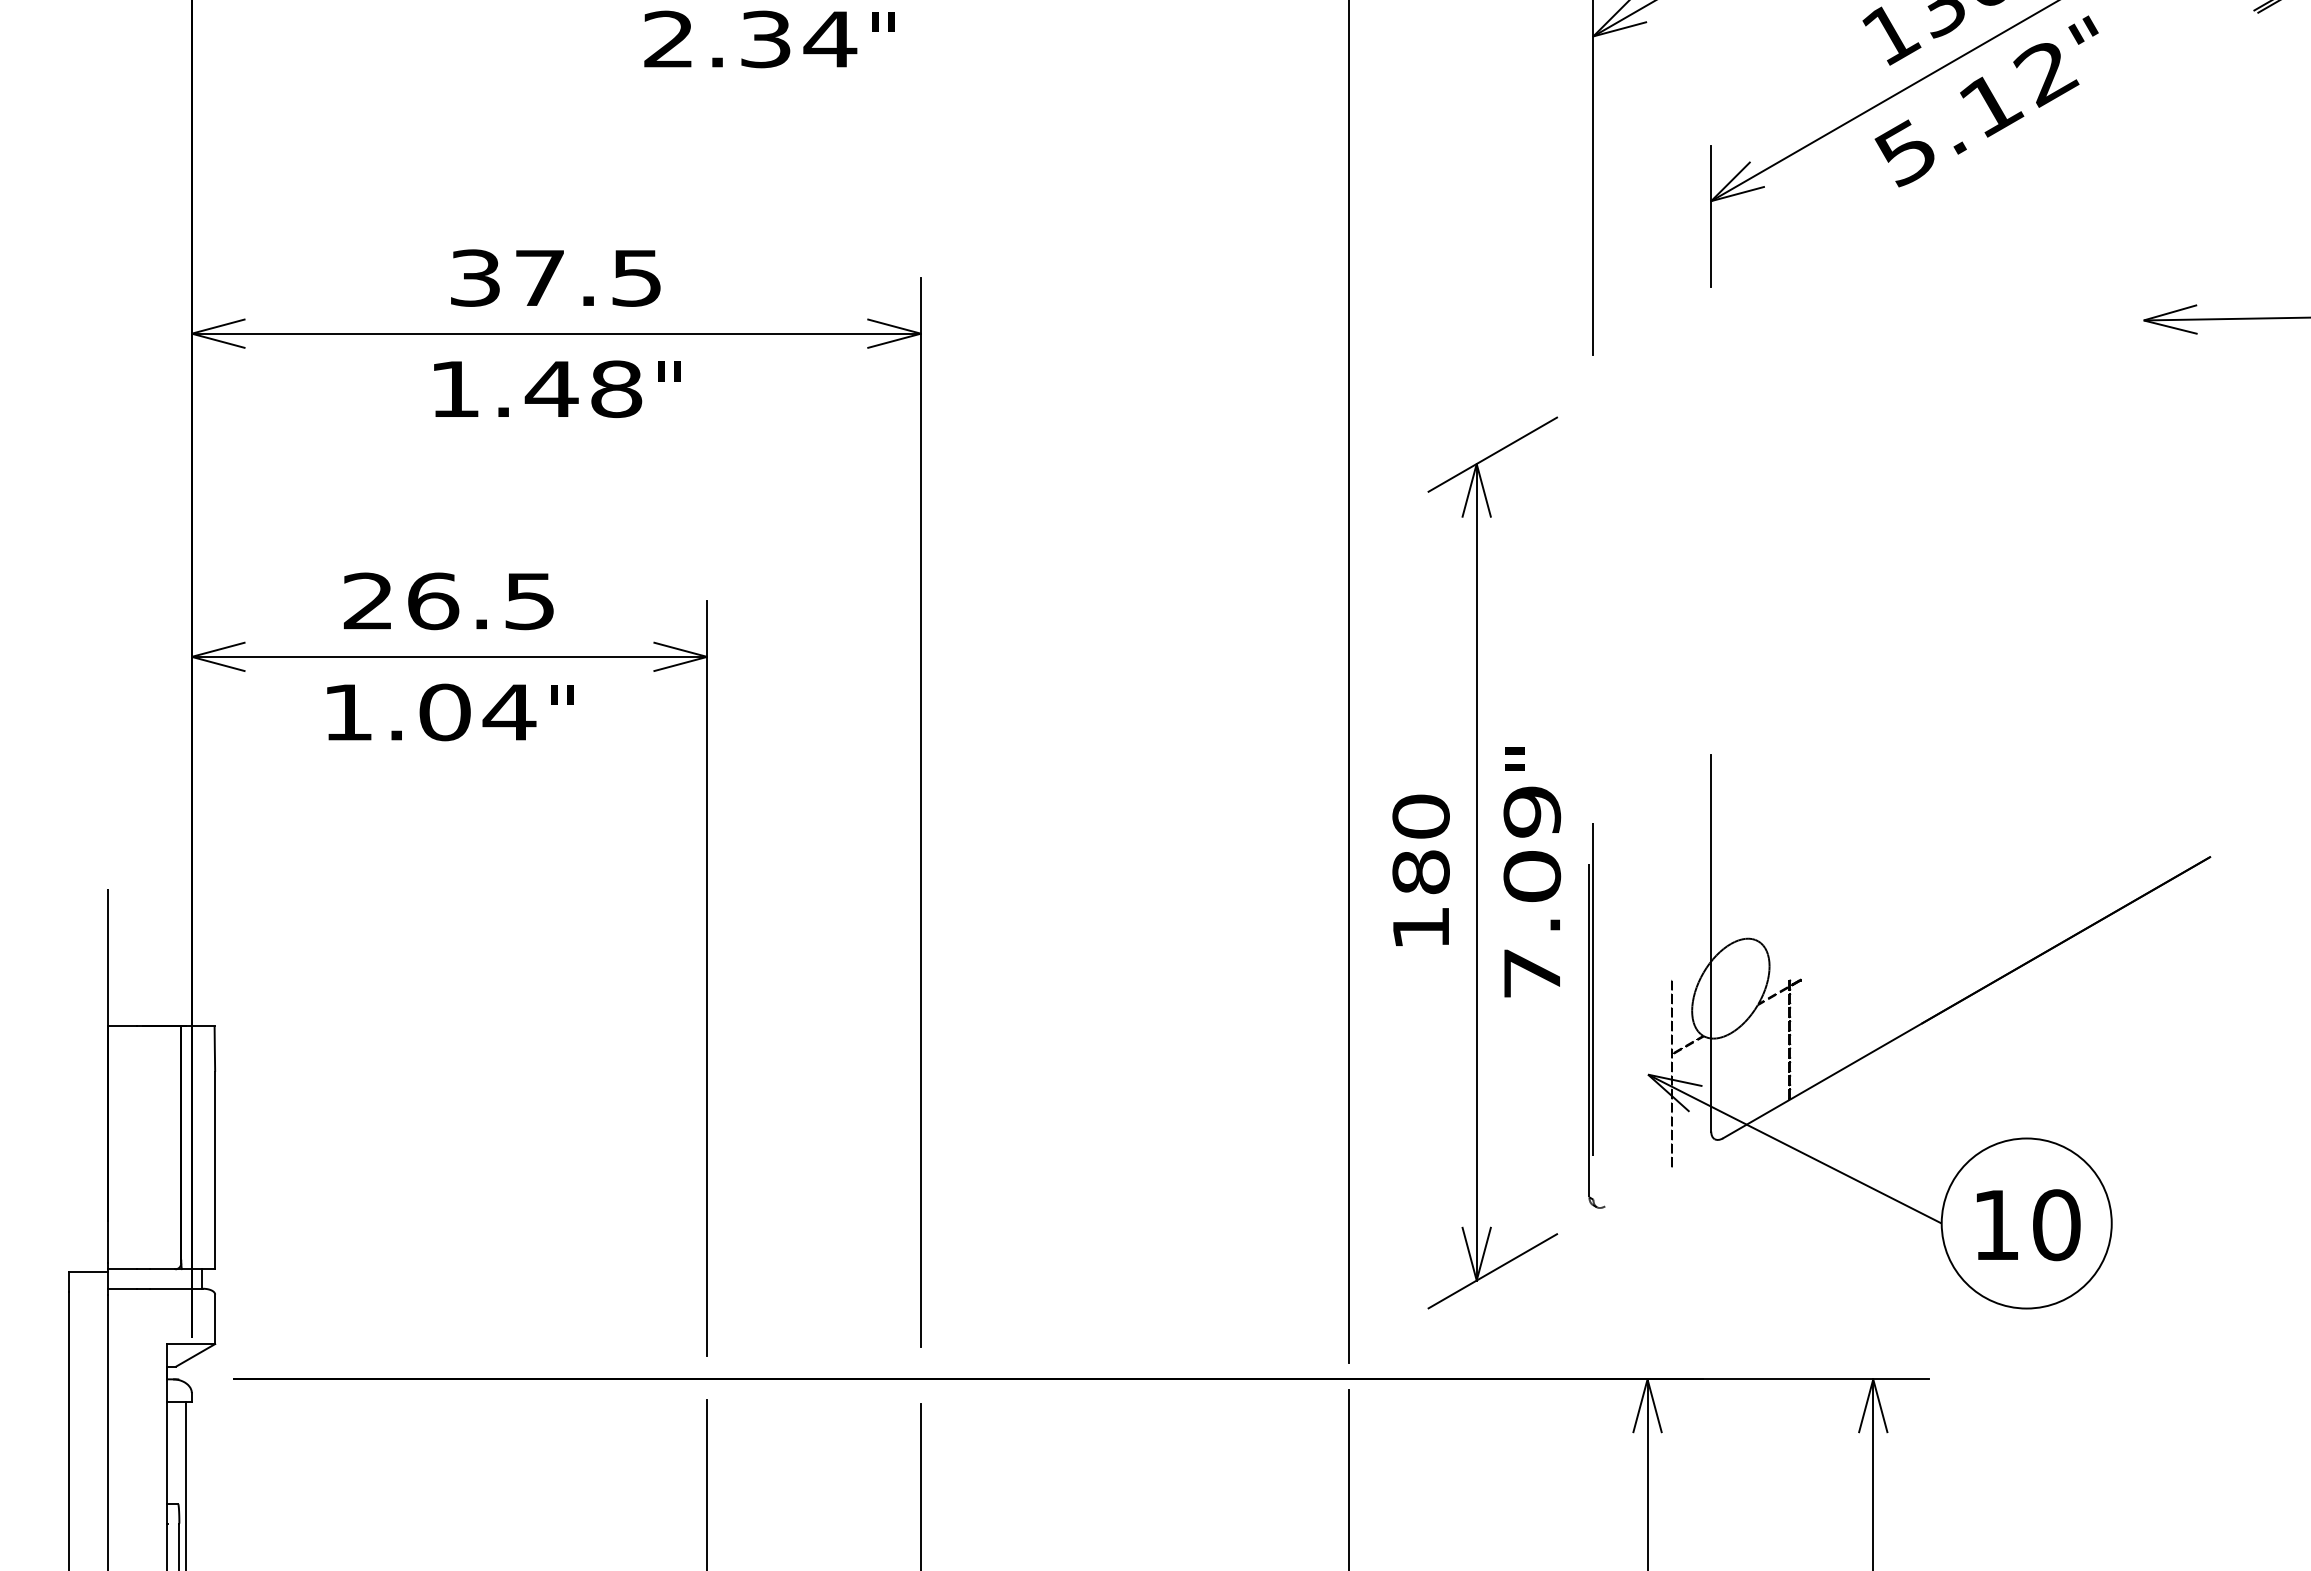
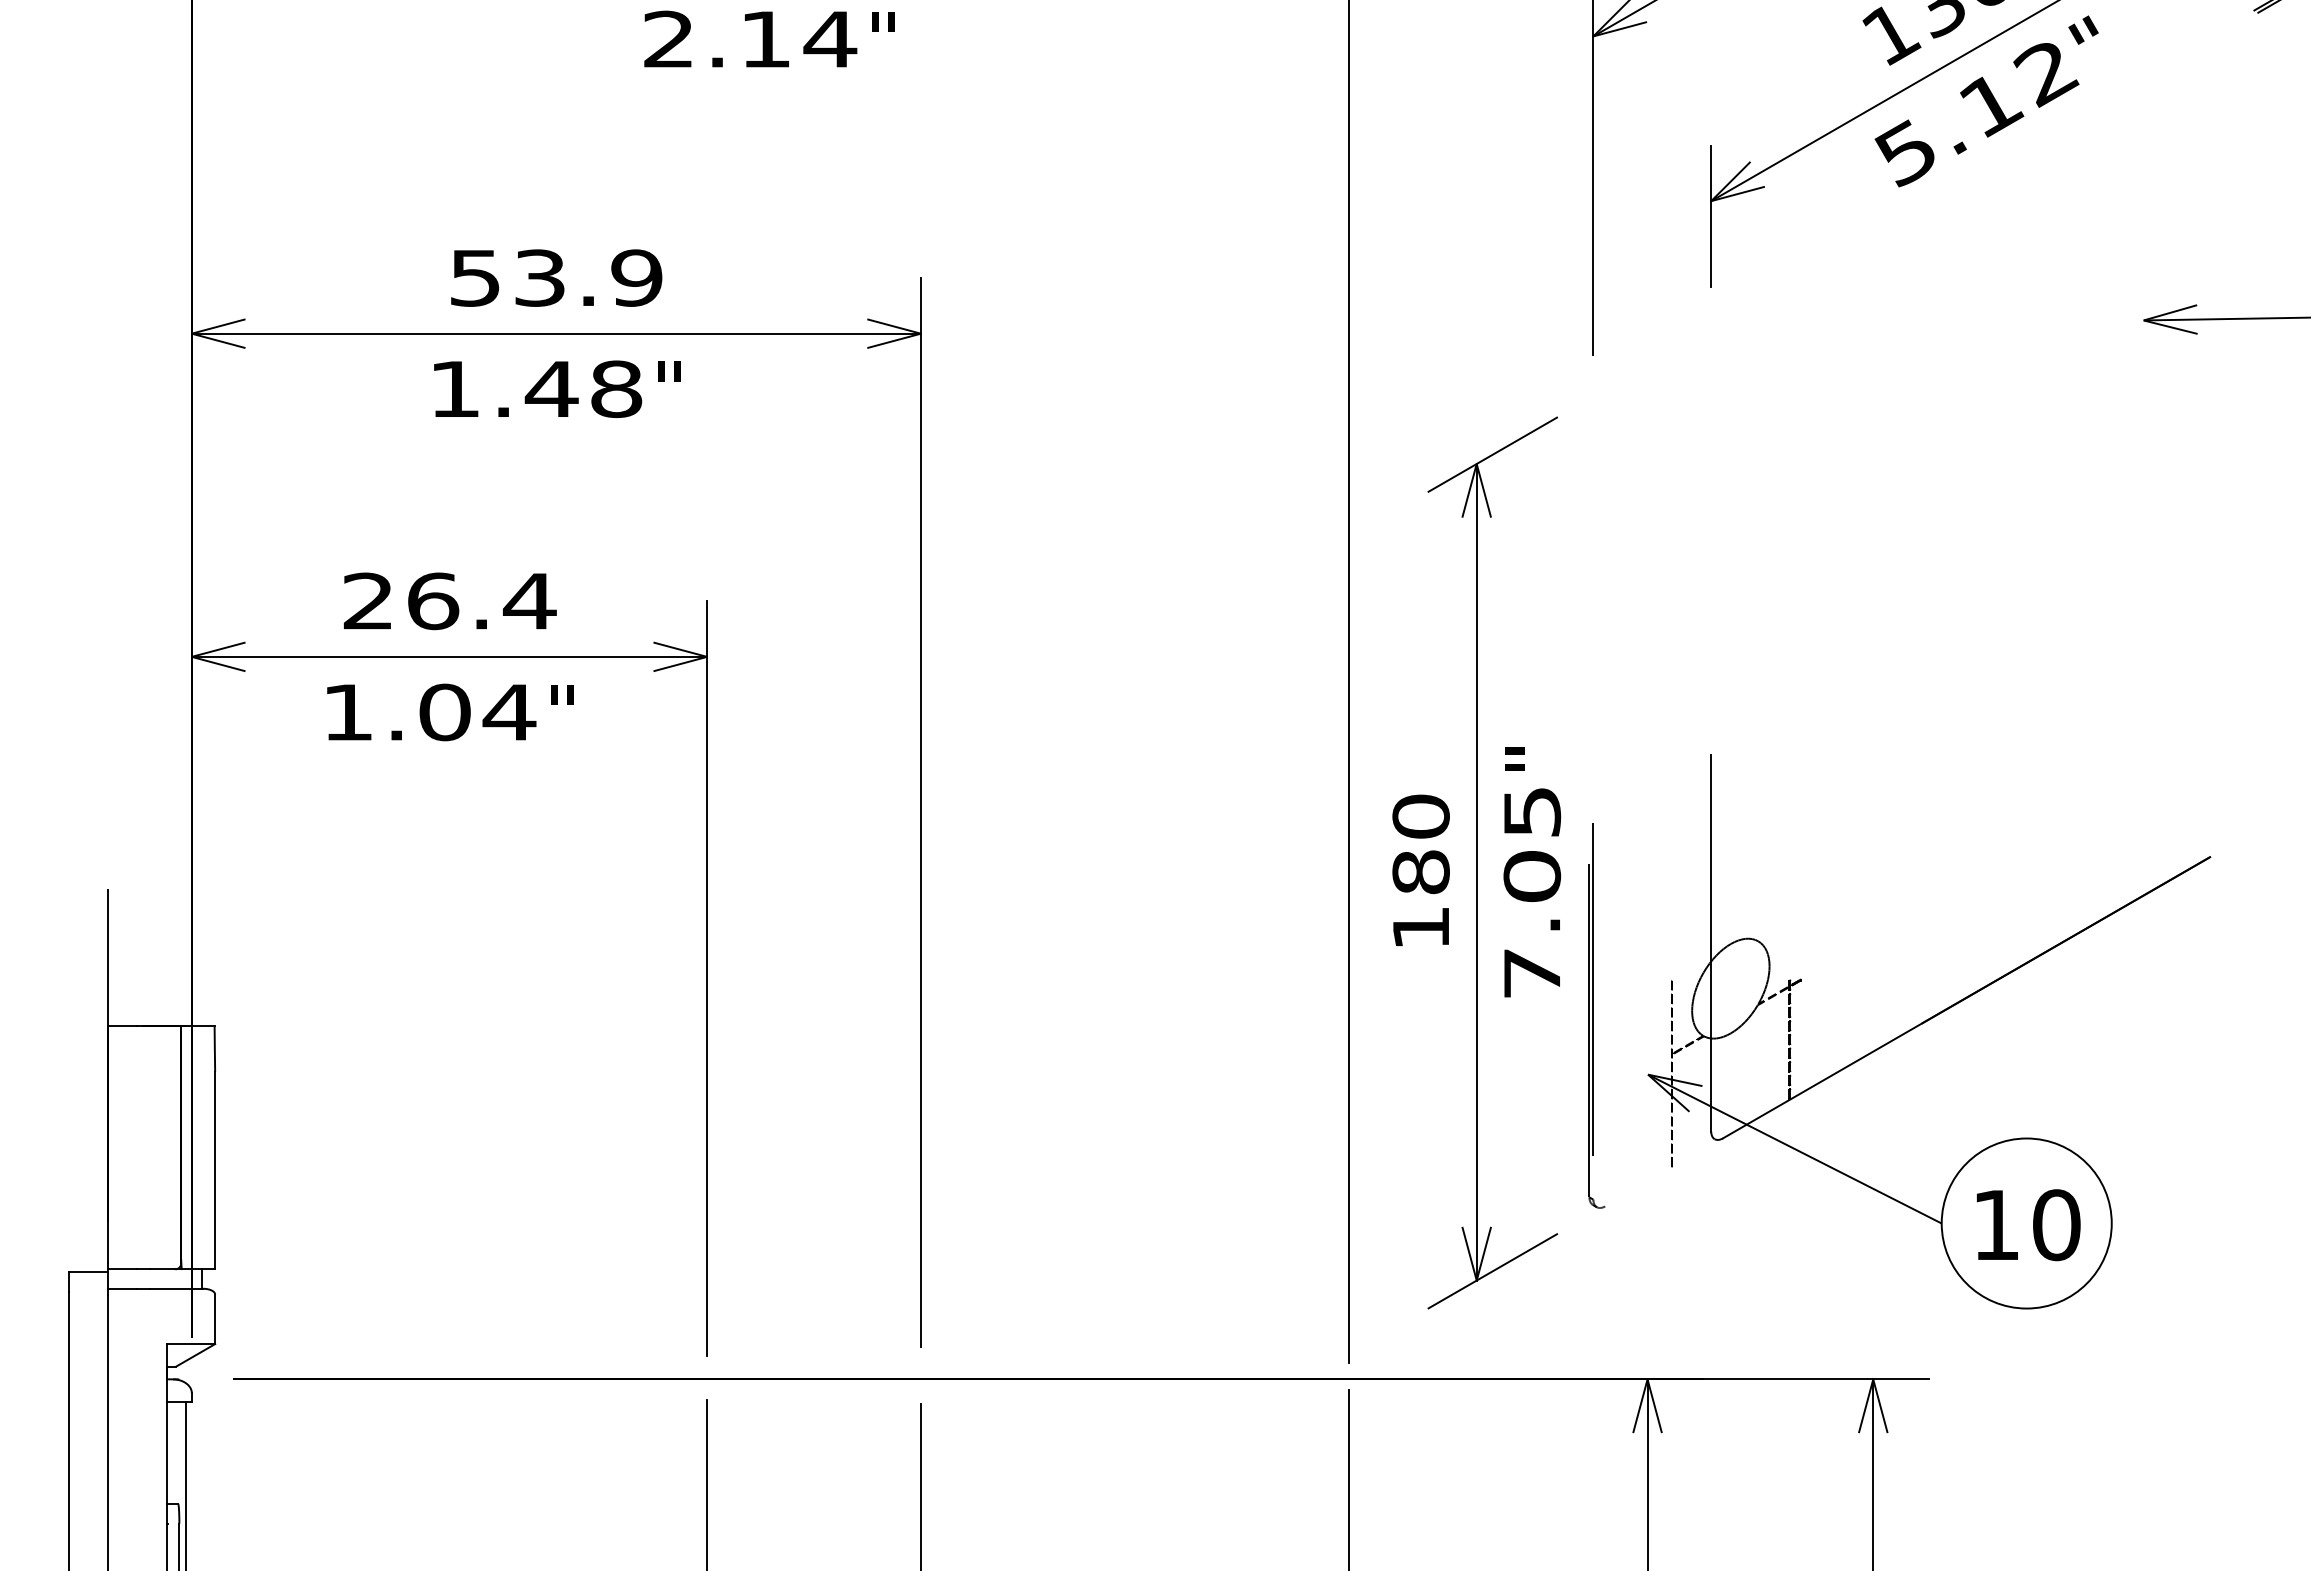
text: 2.34 -> 2.14 (765, 39)
text: 37.5 -> 53.9 (556, 277)
text: 26.5 -> 26.4 (529, 601)
text: 7.09 -> 7.05 (1531, 811)
